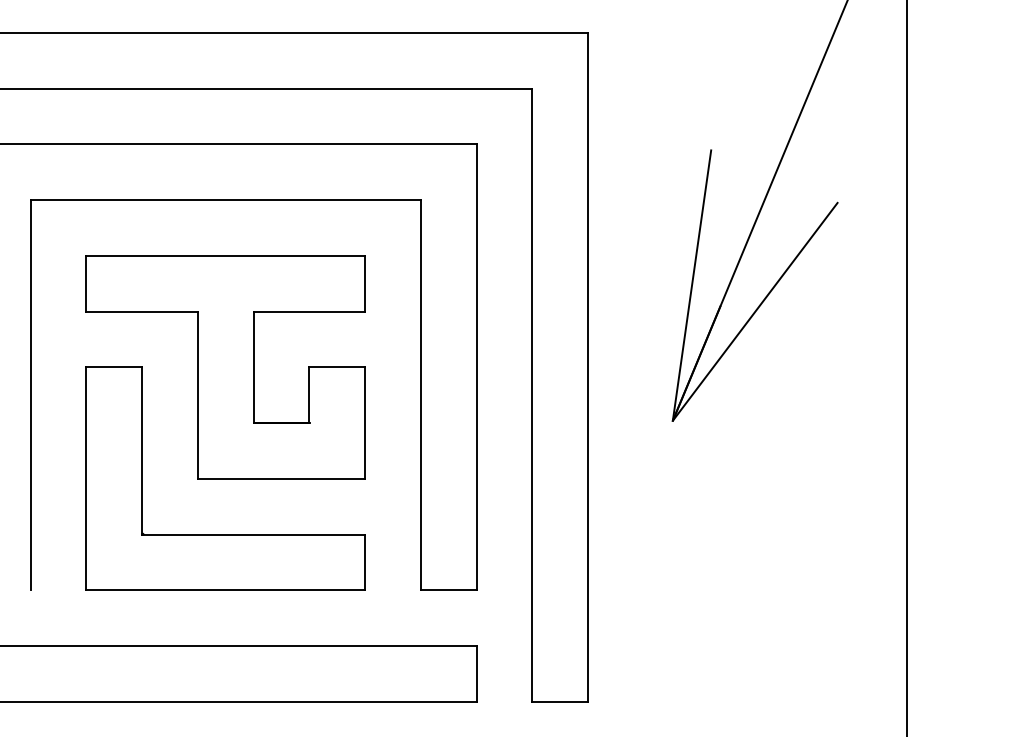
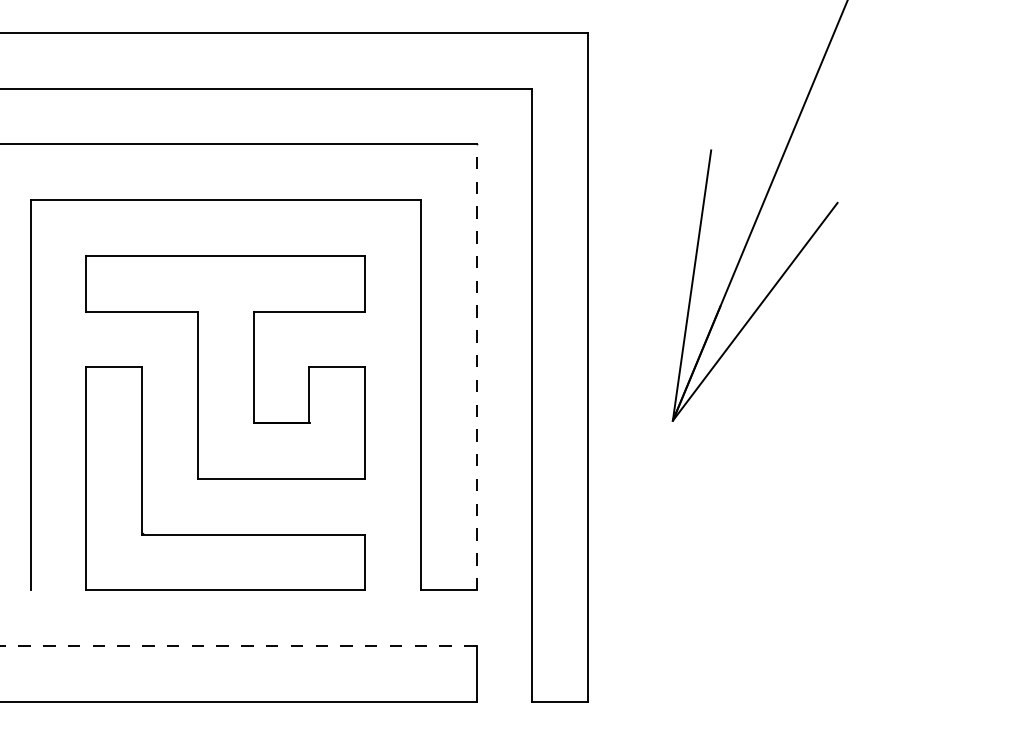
line: solid -> dashed (476, 367)
line: present -> none (906, 367)
line: solid -> dashed (237, 646)
